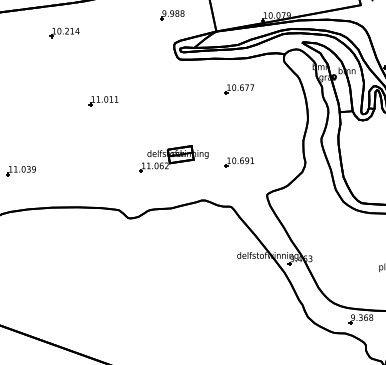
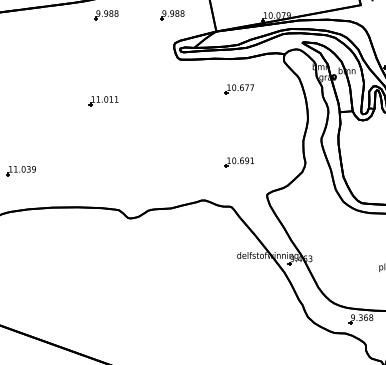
part: none -> present (106, 15)
part: present -> none (64, 32)
part: present -> none (173, 158)
